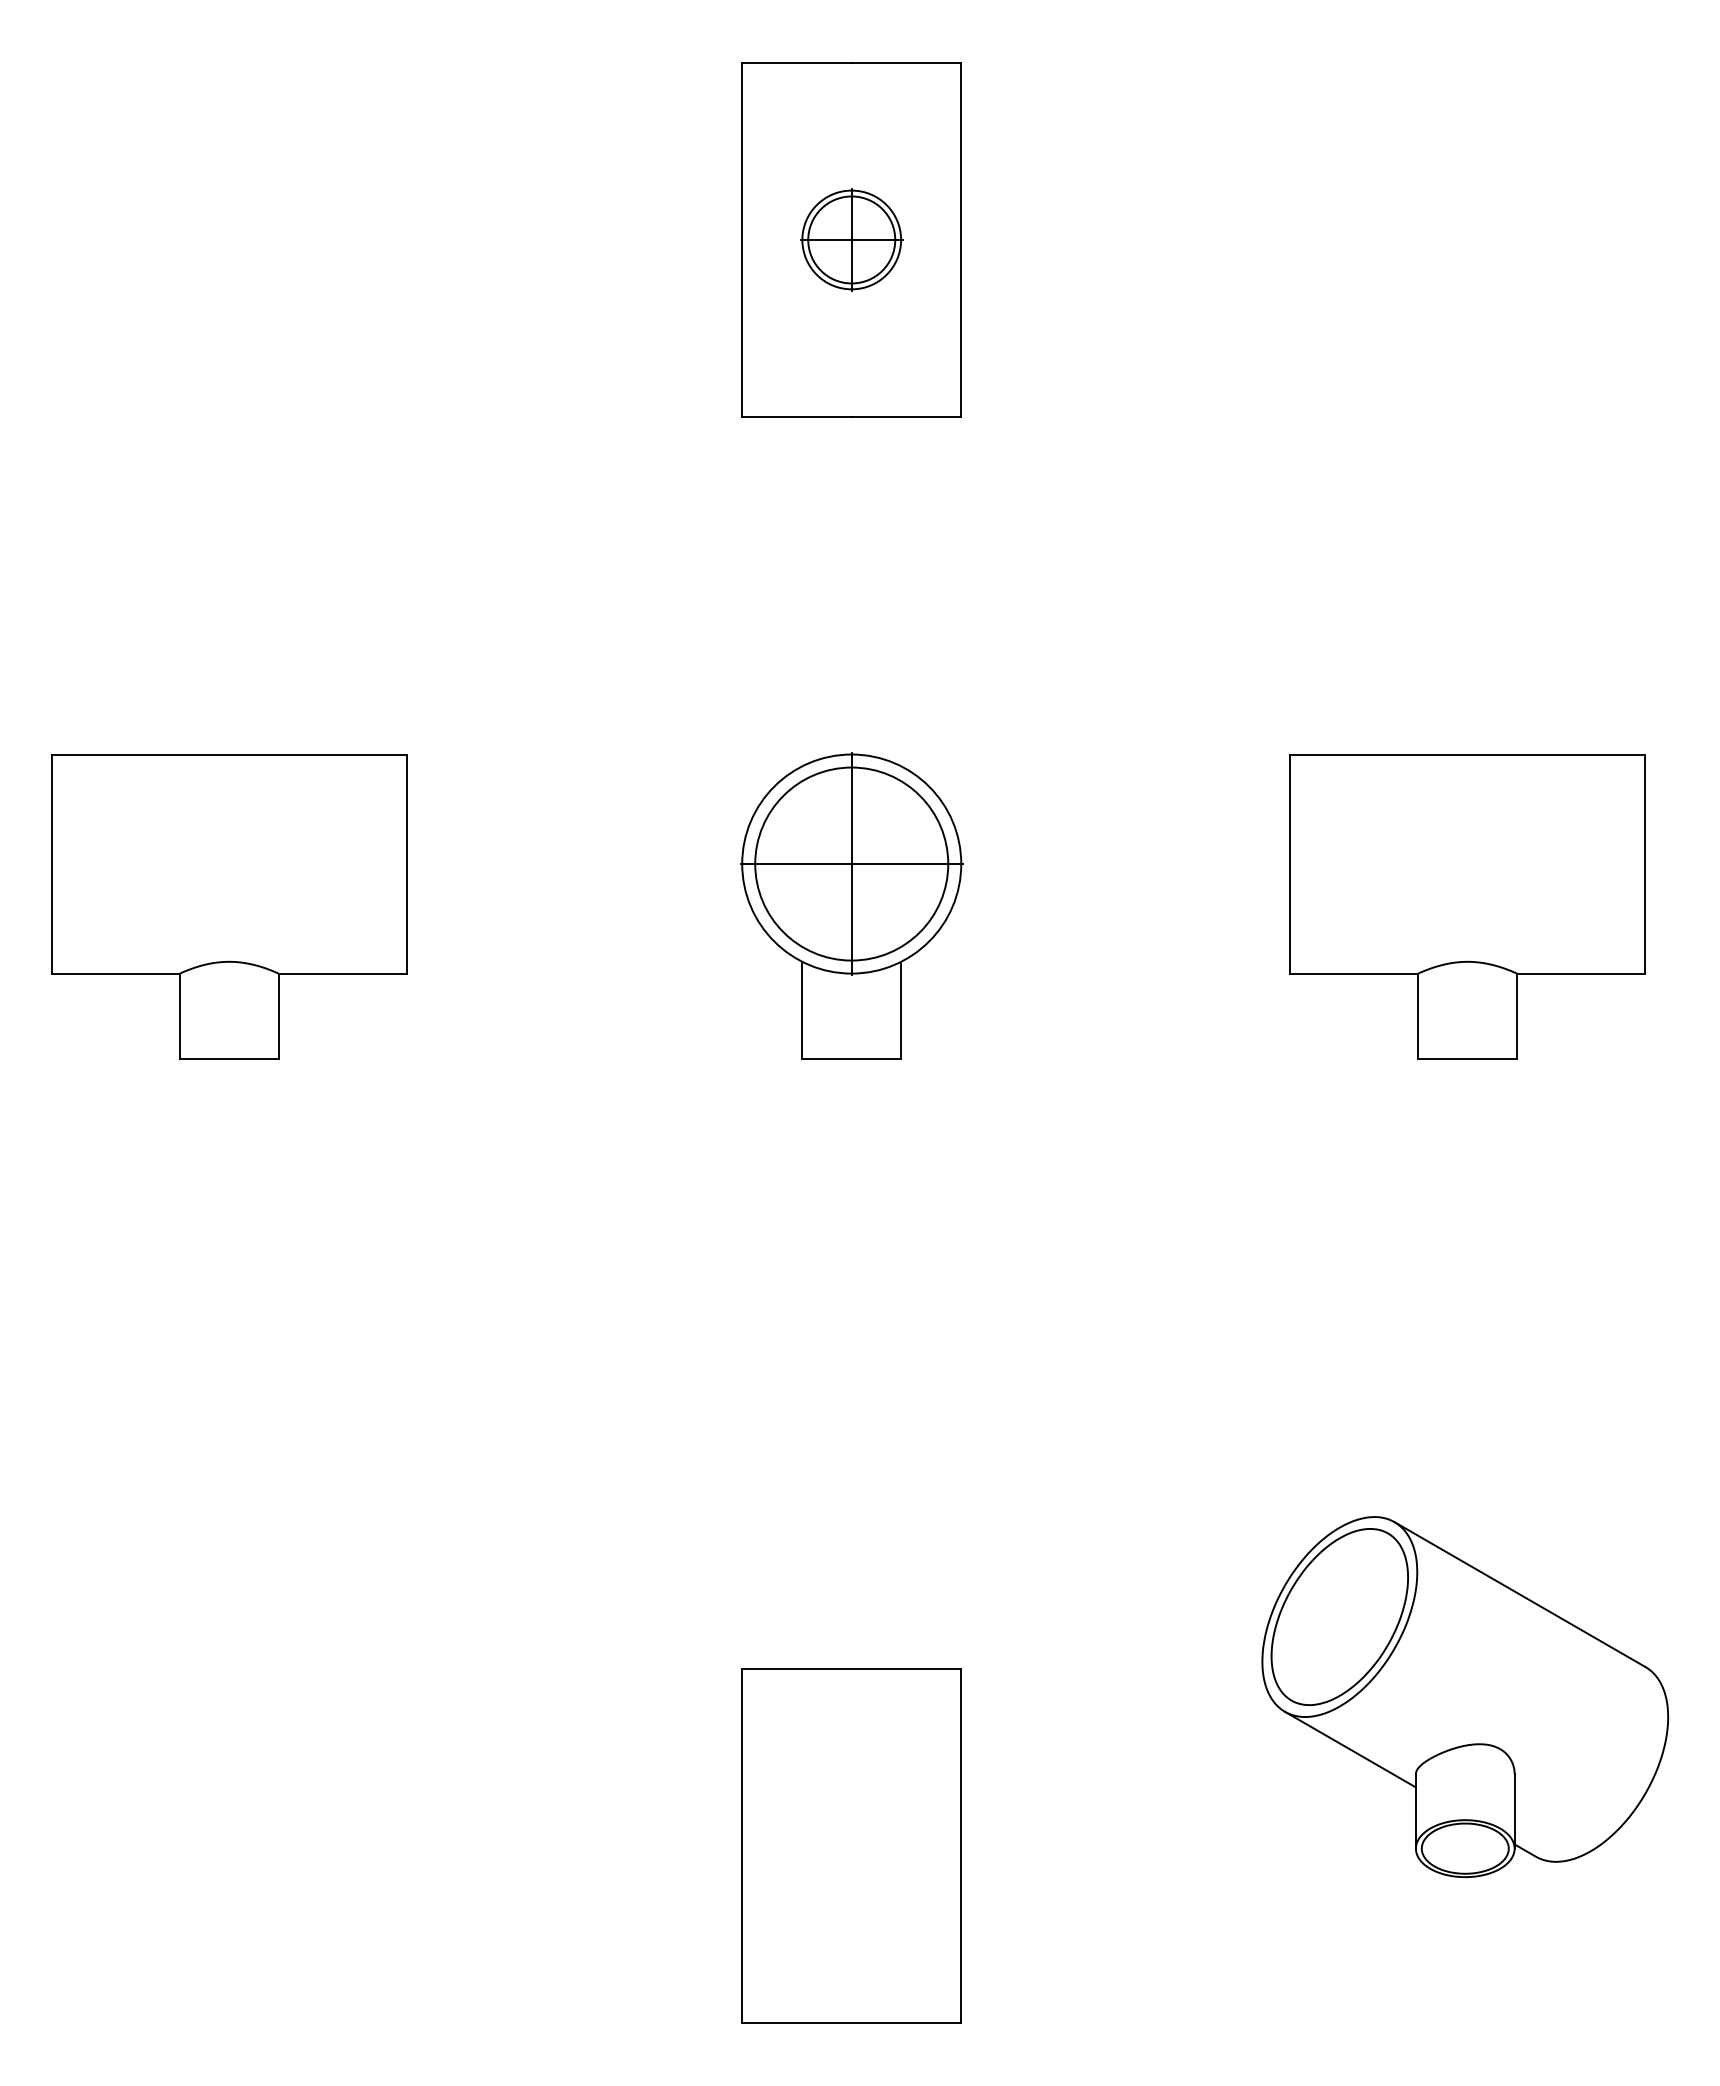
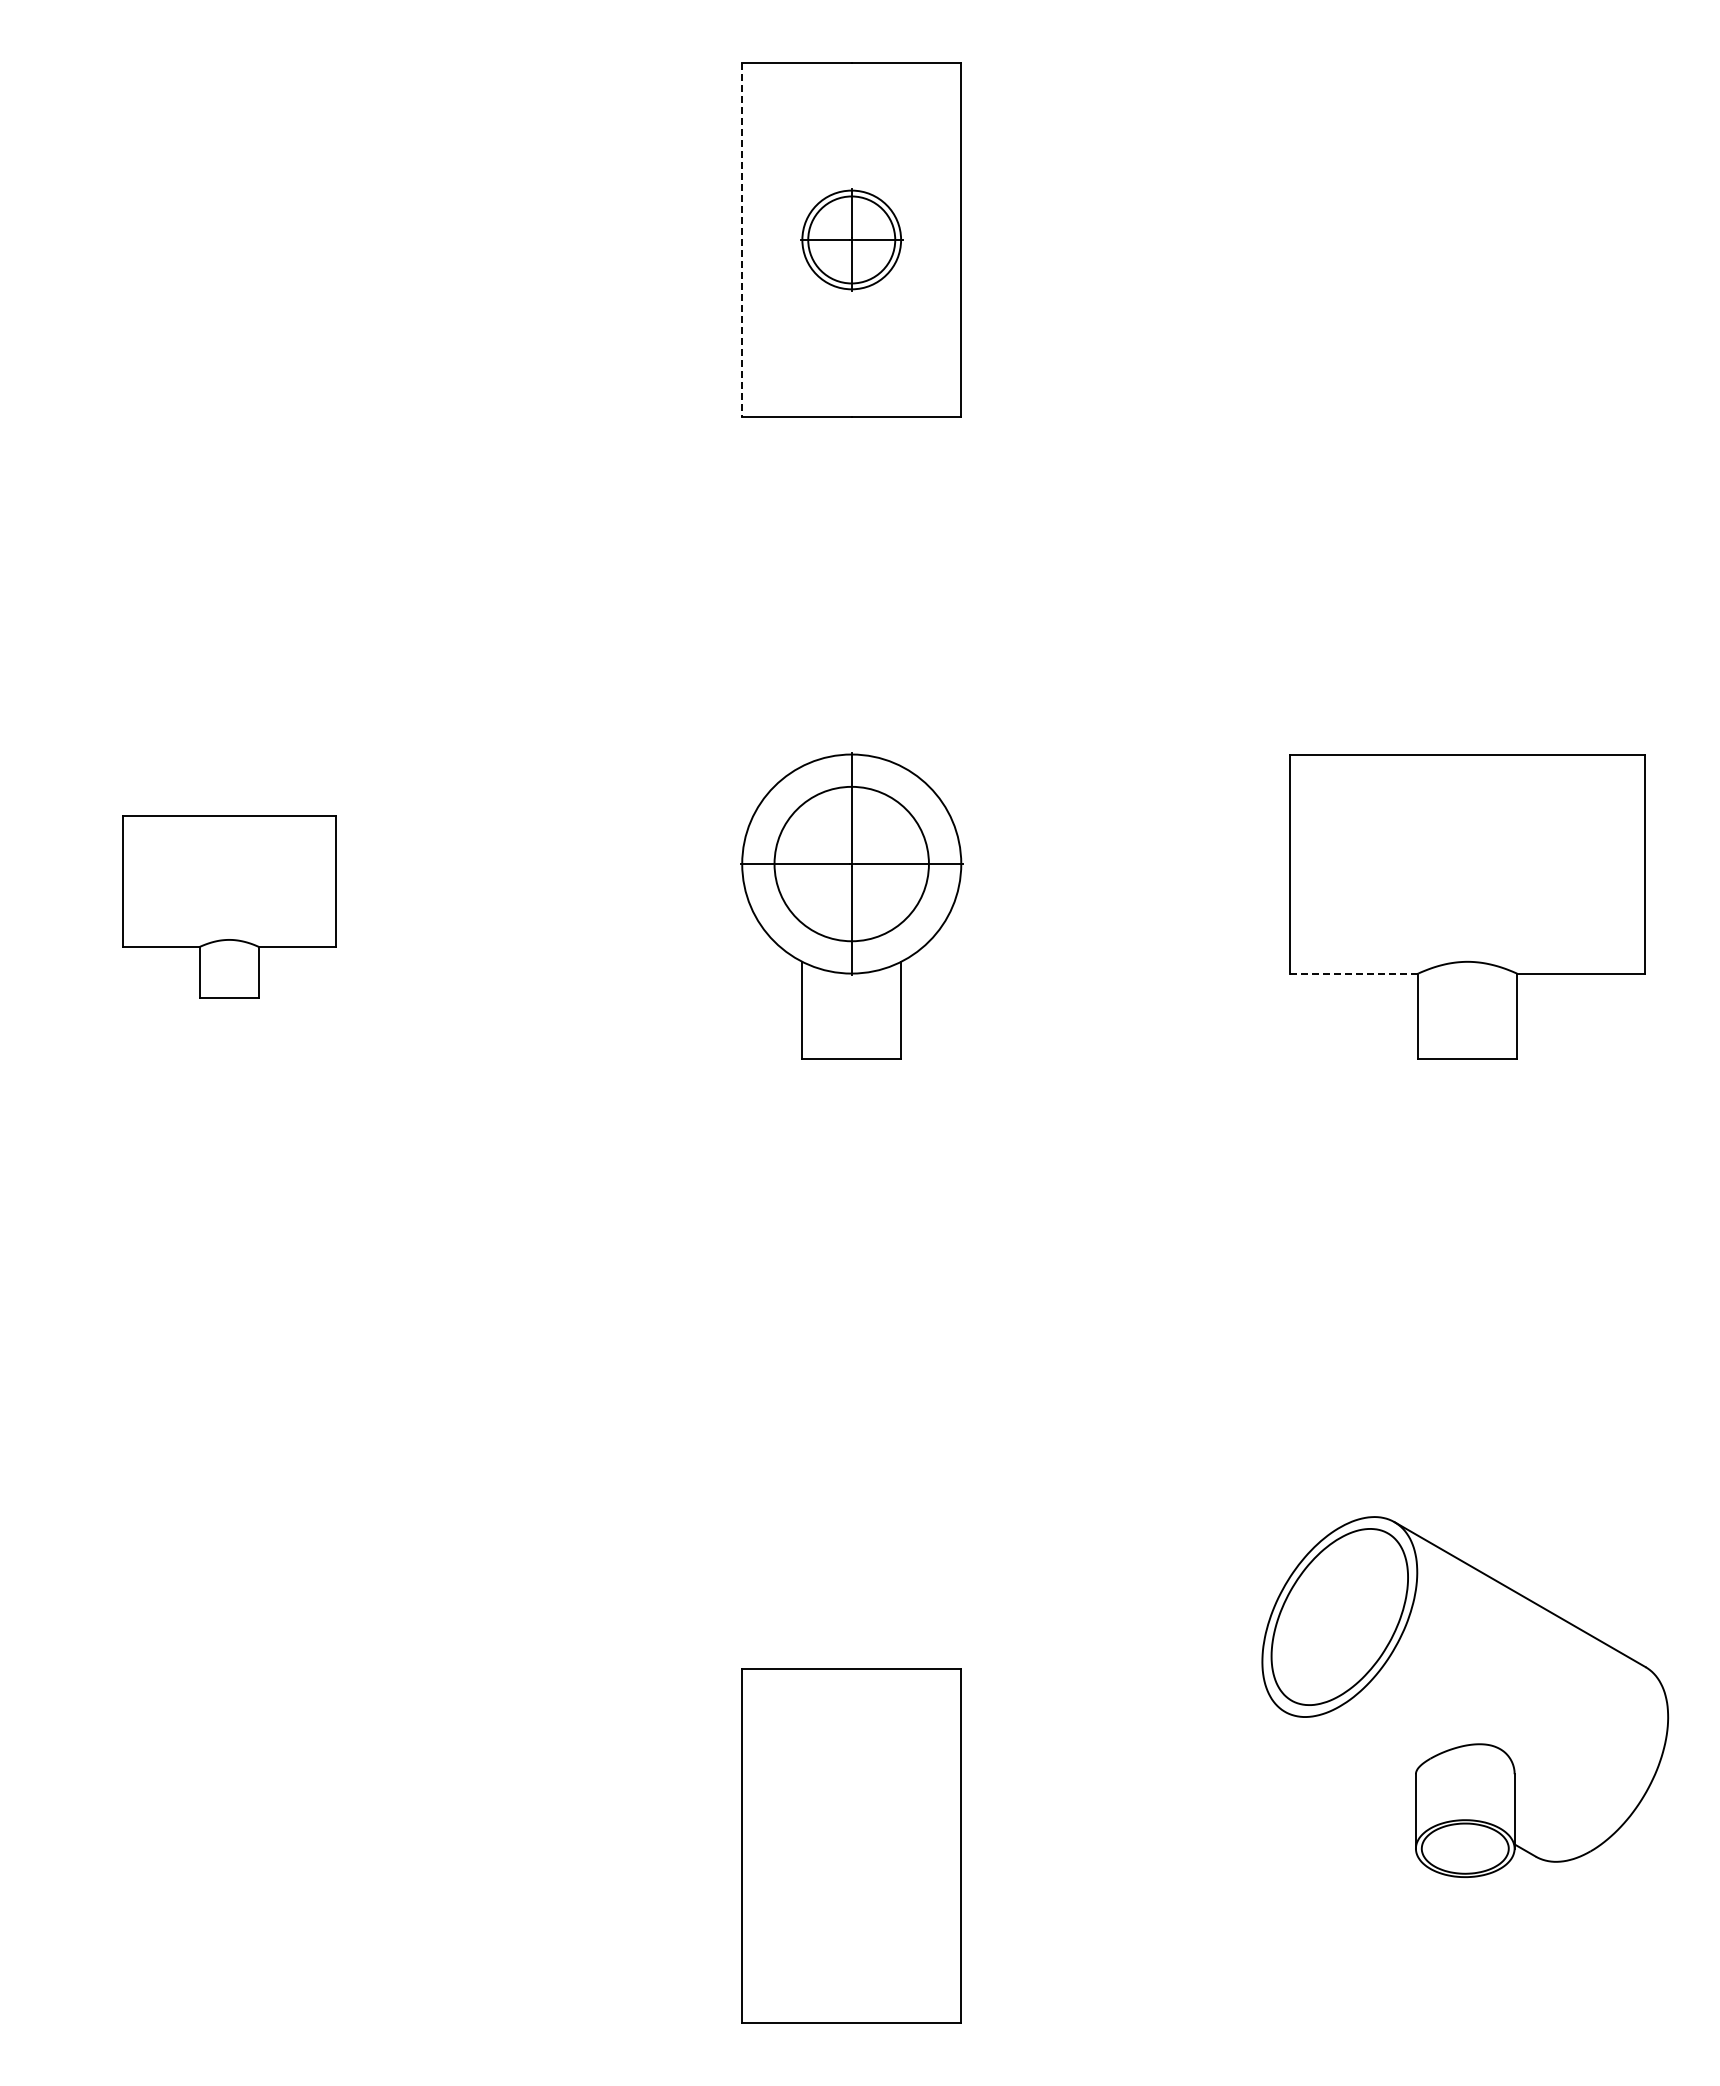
line: solid -> dashed (742, 240)
circle diameter: 193 px -> 154 px (851, 863)
part size: 357x306 px -> 215x184 px (229, 906)
line: solid -> dashed (1354, 973)
line: present -> none (1350, 1749)
